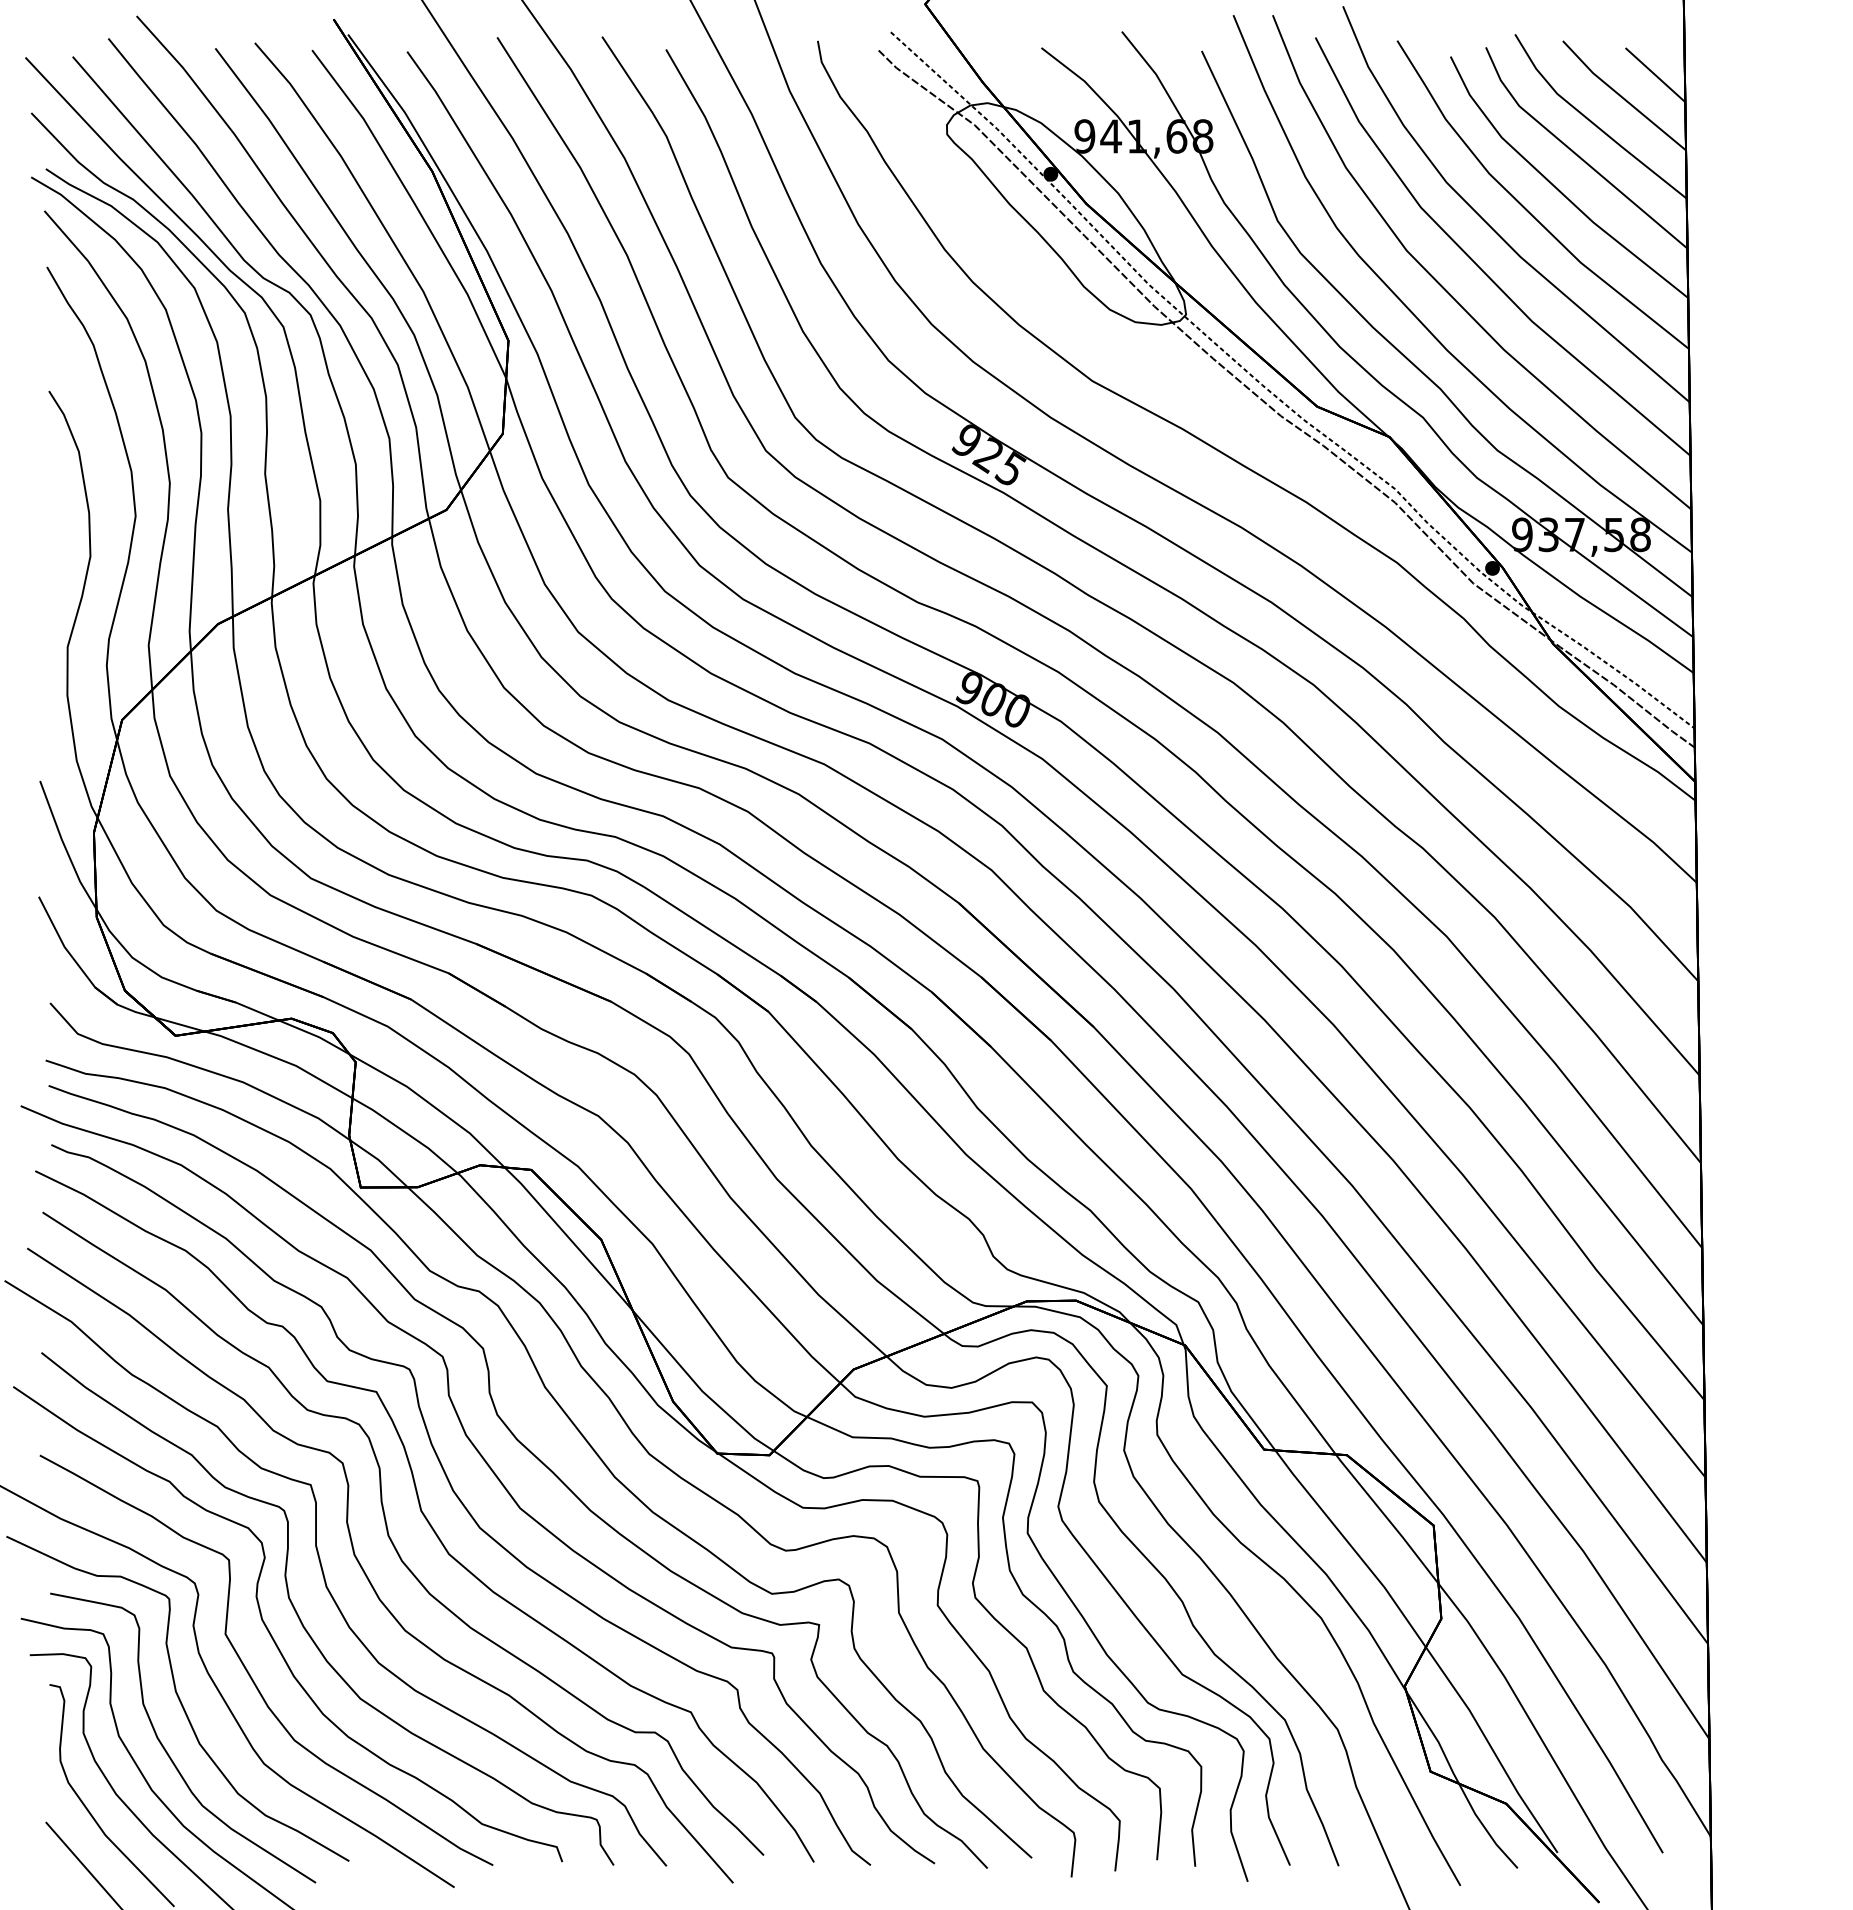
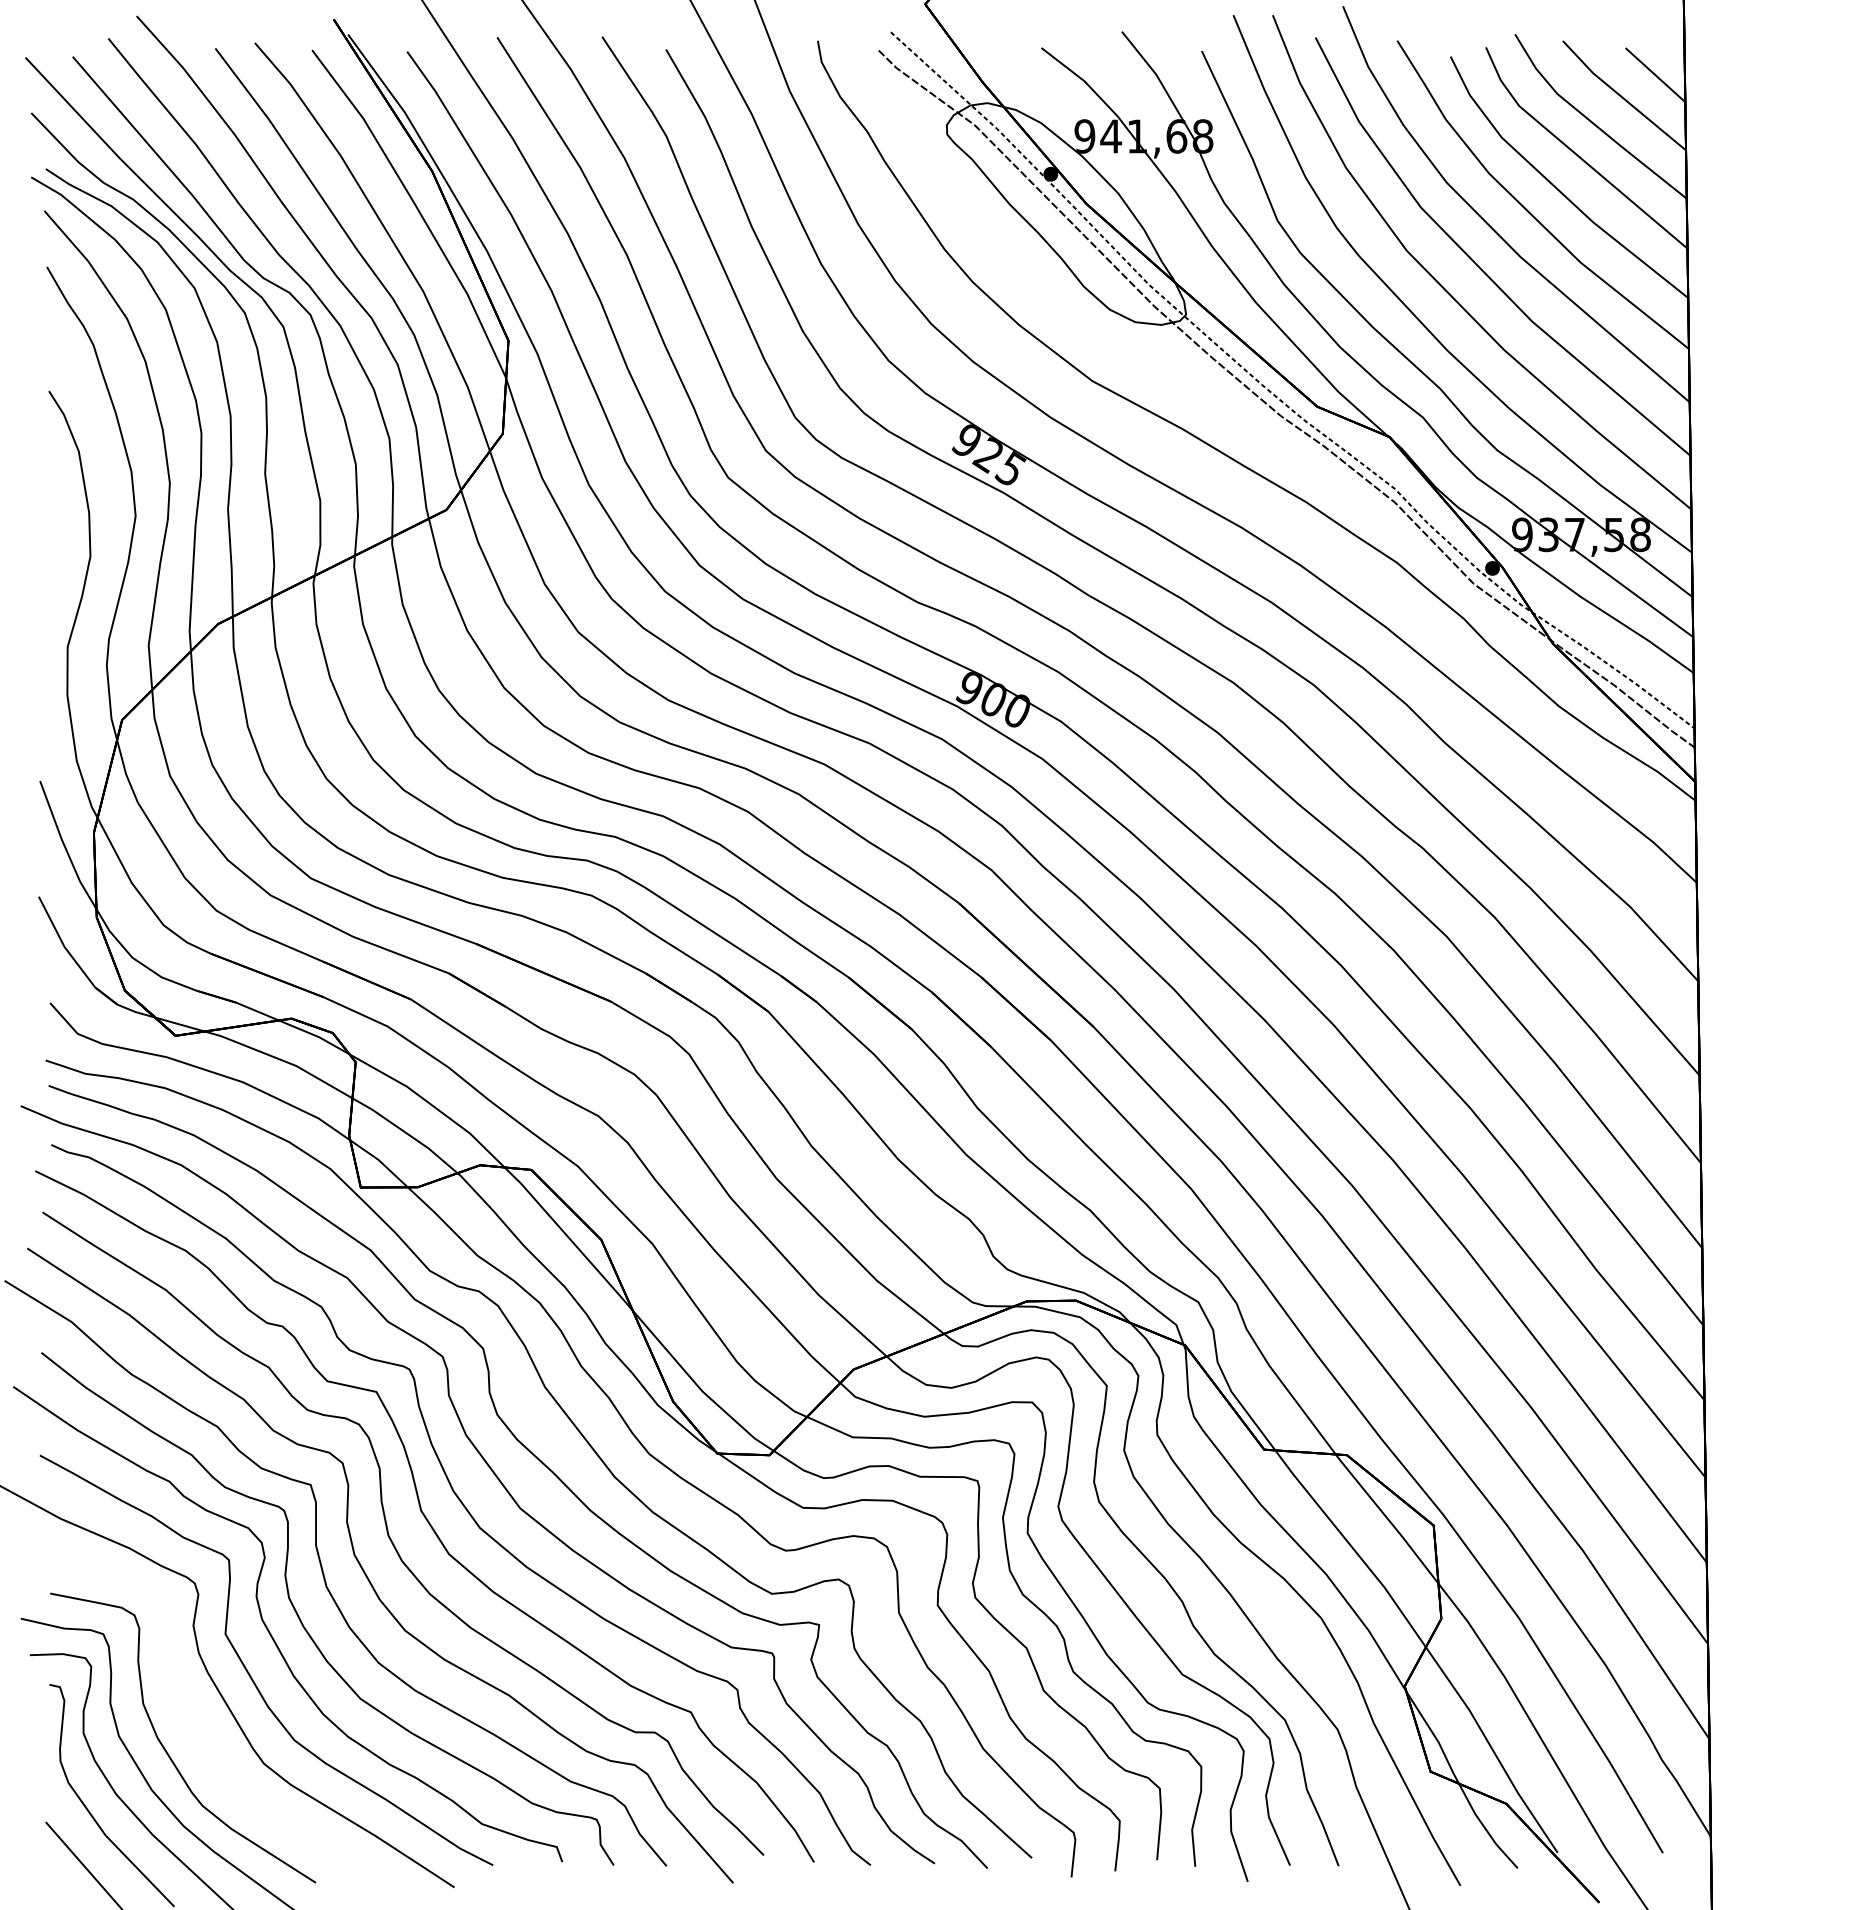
curve: present -> none (177, 1697)
